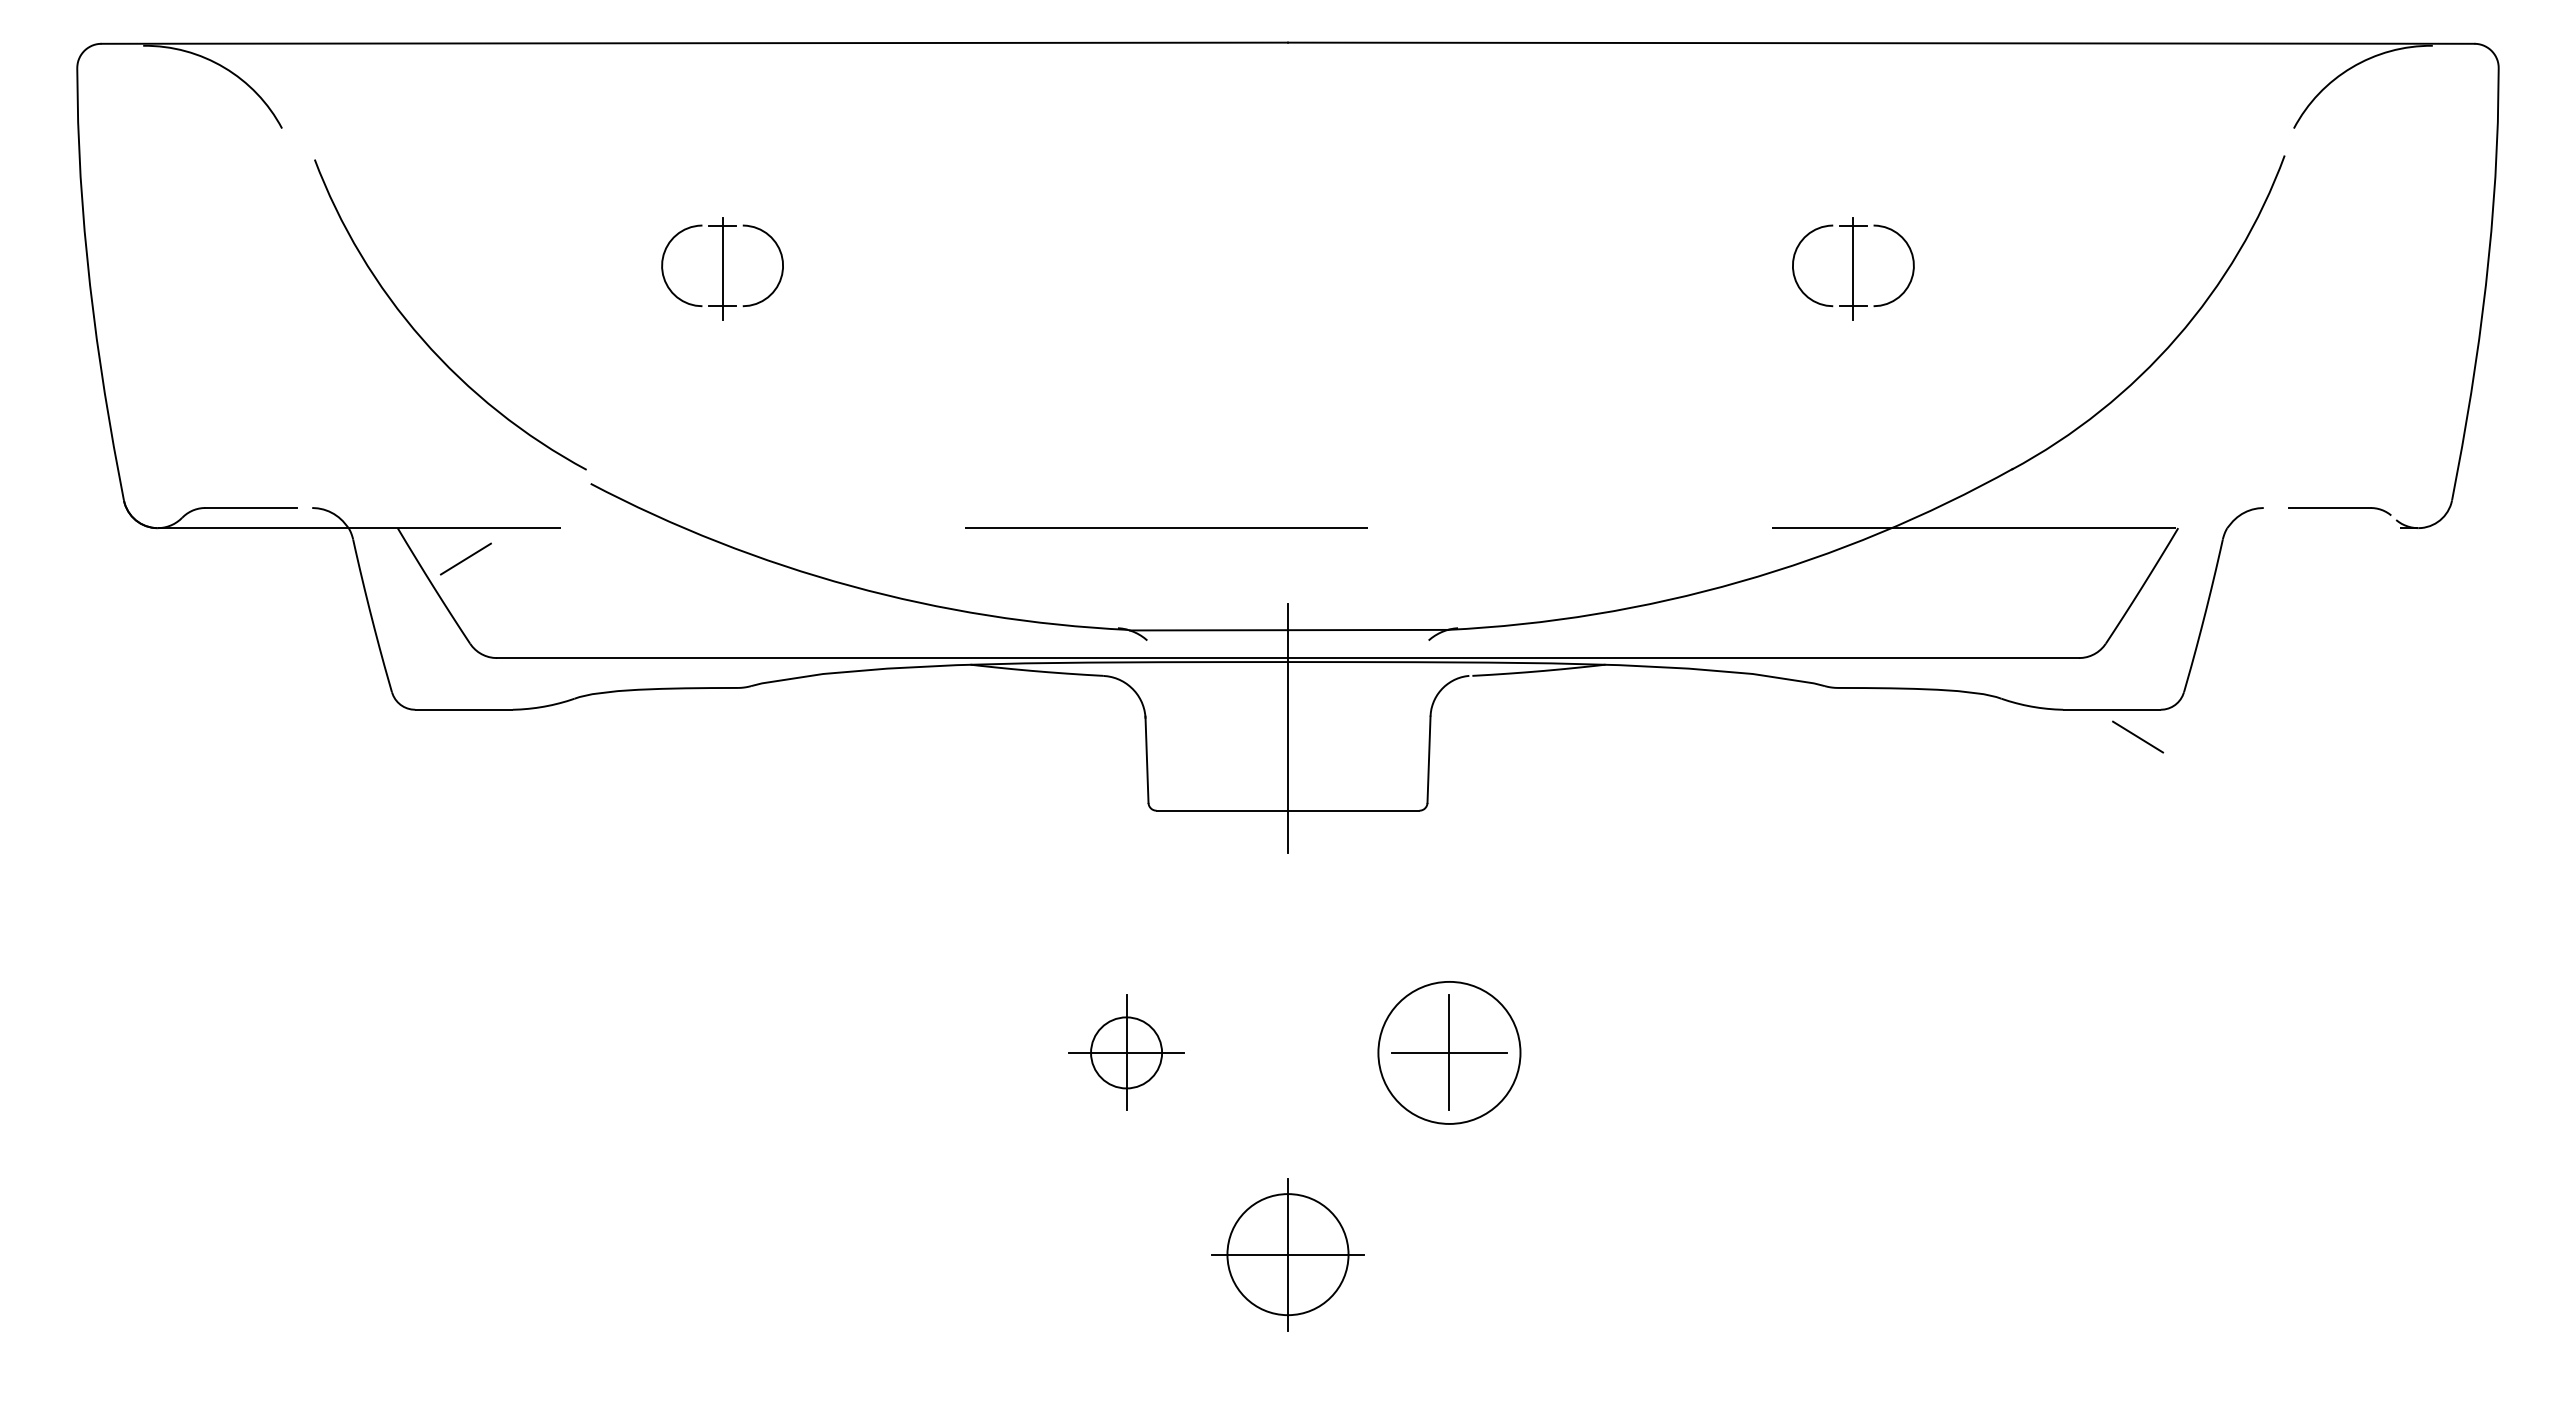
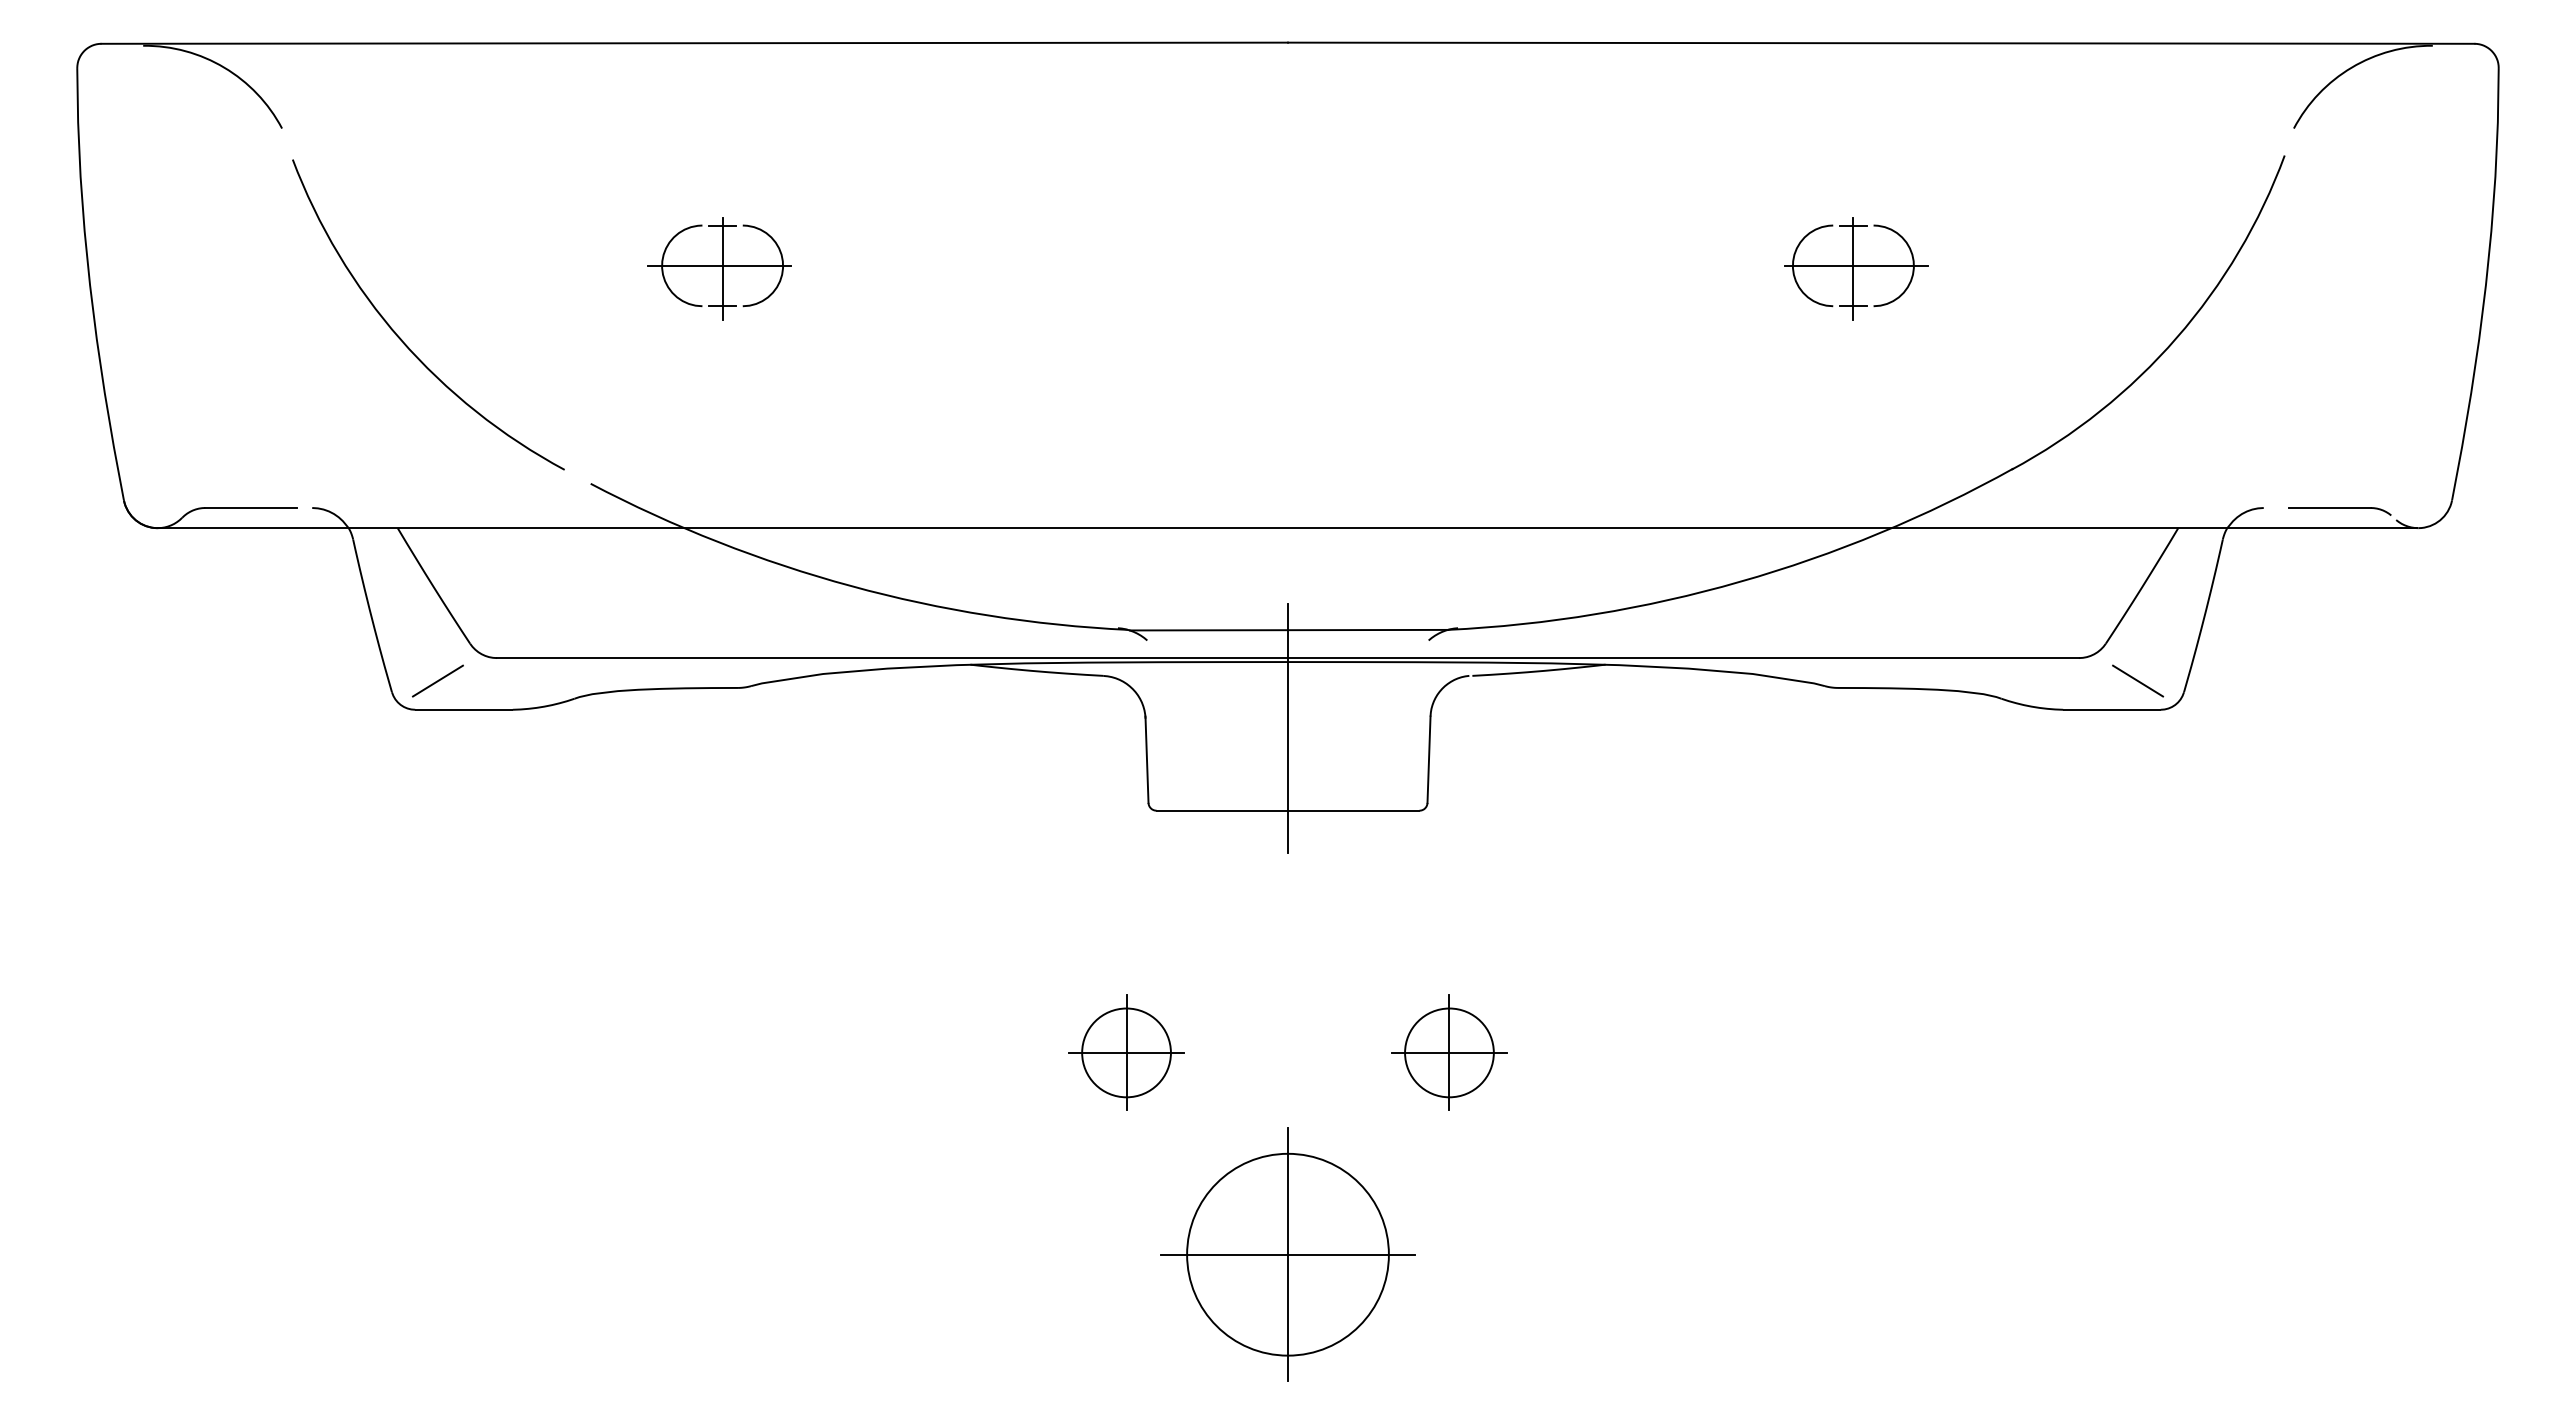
line: none -> present (719, 265)
line: none -> present (1856, 265)
arc position: (424, 339) -> (402, 339) (402, 339)
line: dashed -> solid (1287, 528)
line position: (465, 558) -> (437, 680) (437, 680)
line position: (2138, 736) -> (2138, 680) (2138, 680)
circle diameter: 71 px -> 89 px (1126, 1052)
circle diameter: 142 px -> 89 px (1449, 1052)
part size: 154x154 px -> 256x255 px (1287, 1254)
